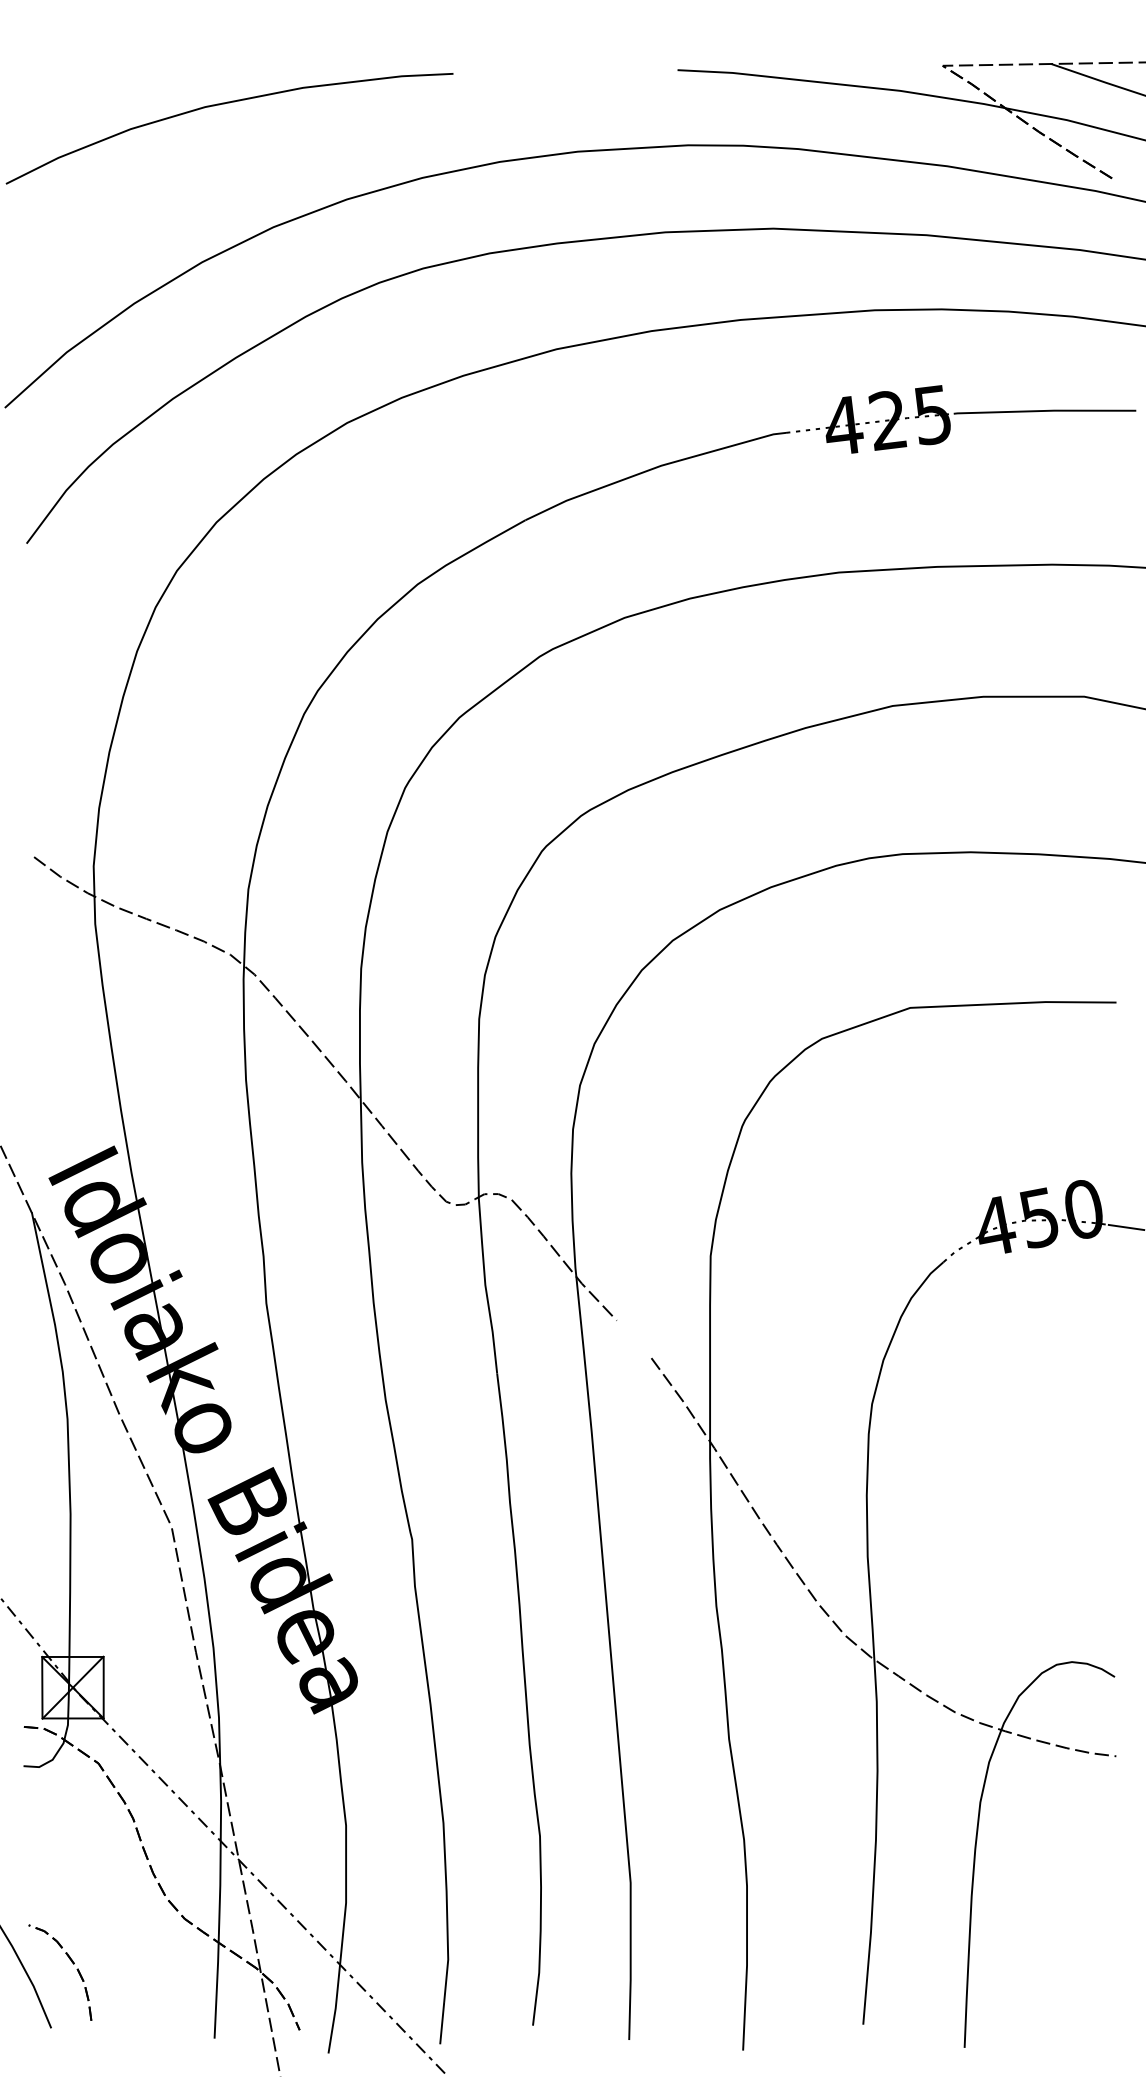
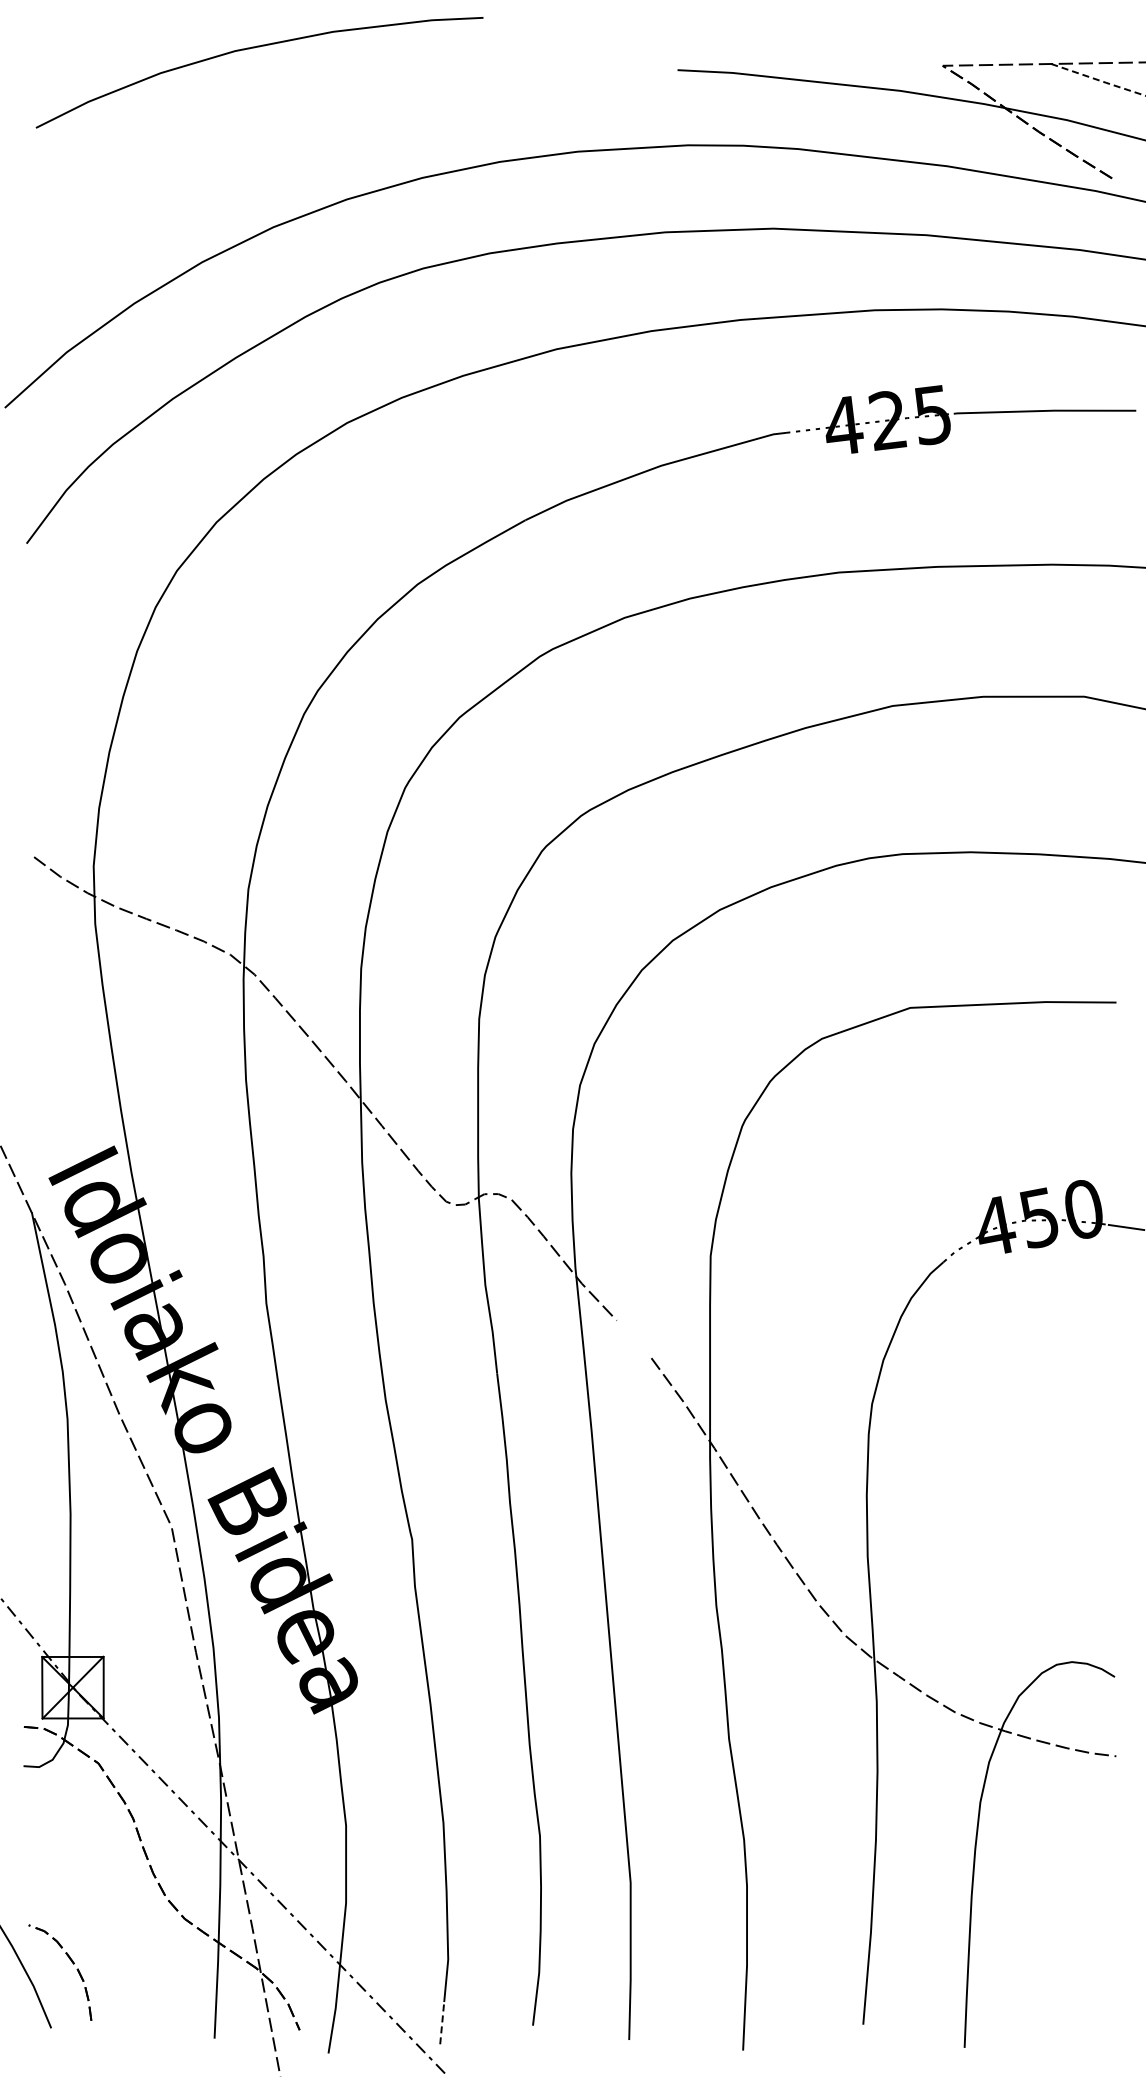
line: solid -> dashed (1099, 80)
curve position: (224, 104) -> (254, 48) (254, 48)
line: solid -> dashed (442, 2022)
